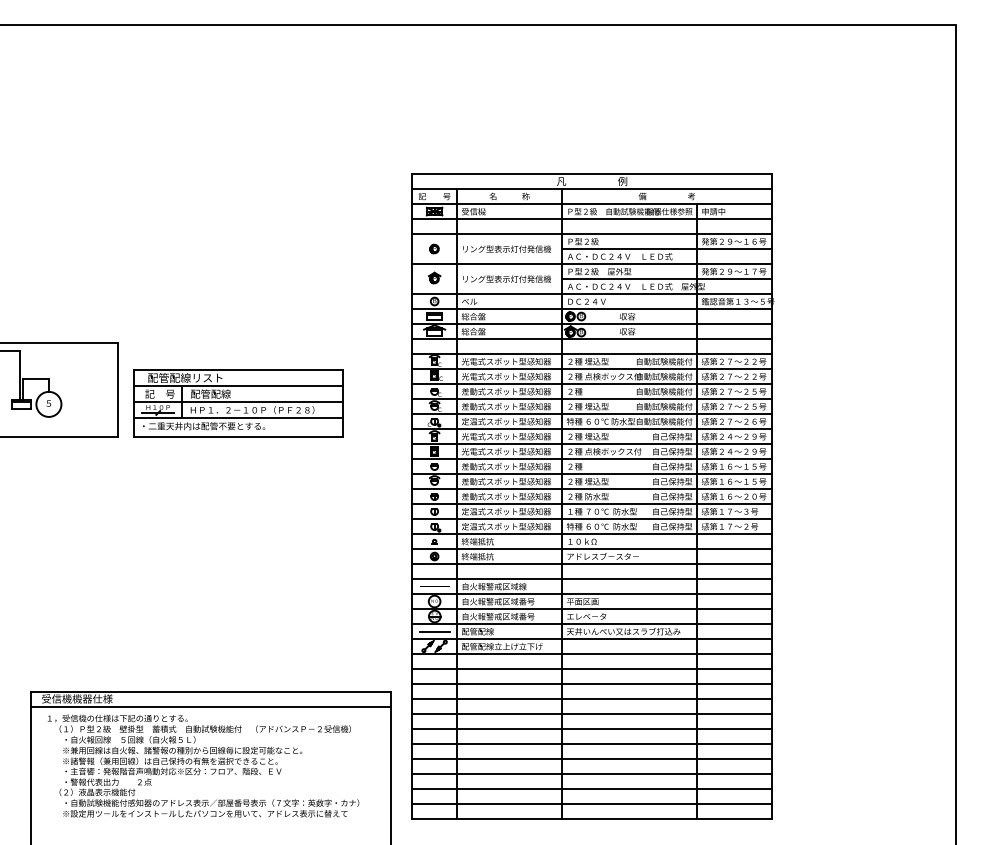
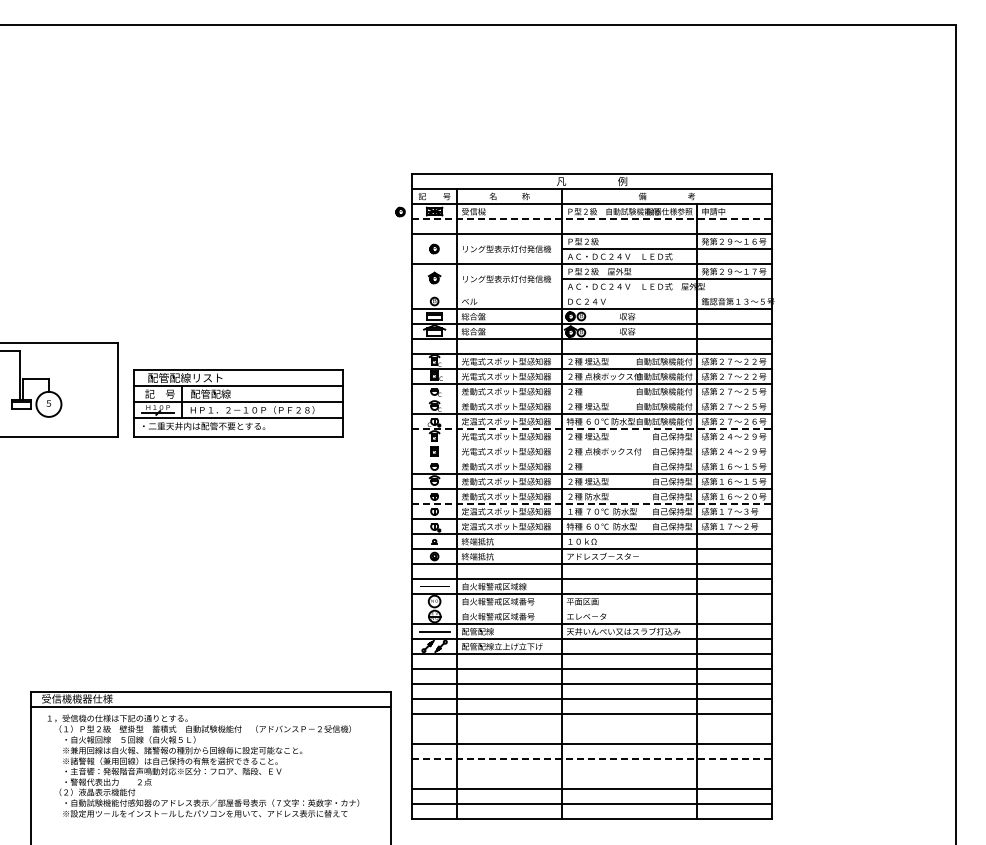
part: none -> present (400, 211)
line: solid -> dashed (592, 219)
line: present -> none (592, 294)
line: present -> none (592, 399)
line: solid -> dashed (592, 429)
line: present -> none (592, 444)
line: present -> none (592, 459)
line: solid -> dashed (592, 504)
line: present -> none (592, 609)
line: present -> none (592, 729)
line: solid -> dashed (592, 759)
line: present -> none (592, 774)
